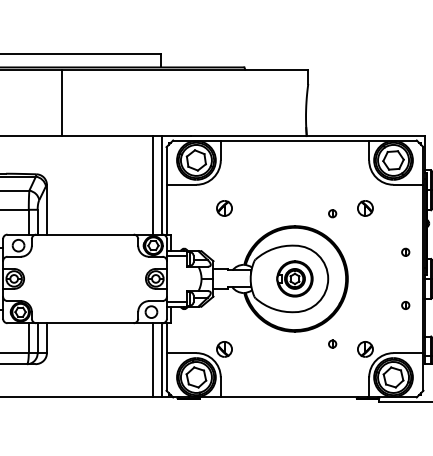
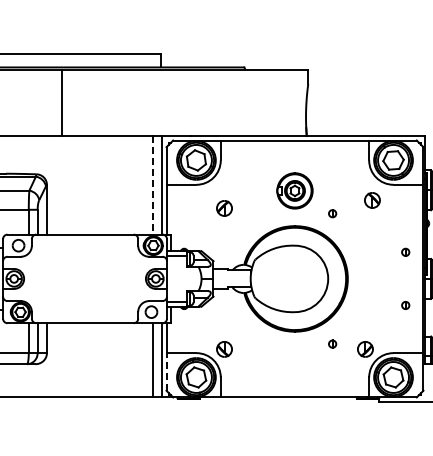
line: solid -> dashed (153, 185)
part position: (365, 208) -> (372, 200) (372, 200)
part position: (294, 278) -> (294, 190) (294, 190)
line: solid -> dashed (166, 371)
